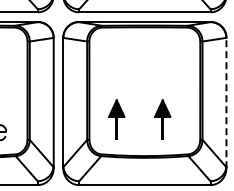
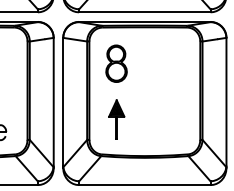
part: none -> present (116, 63)
line: dashed -> solid (226, 102)
part: present -> none (162, 119)
